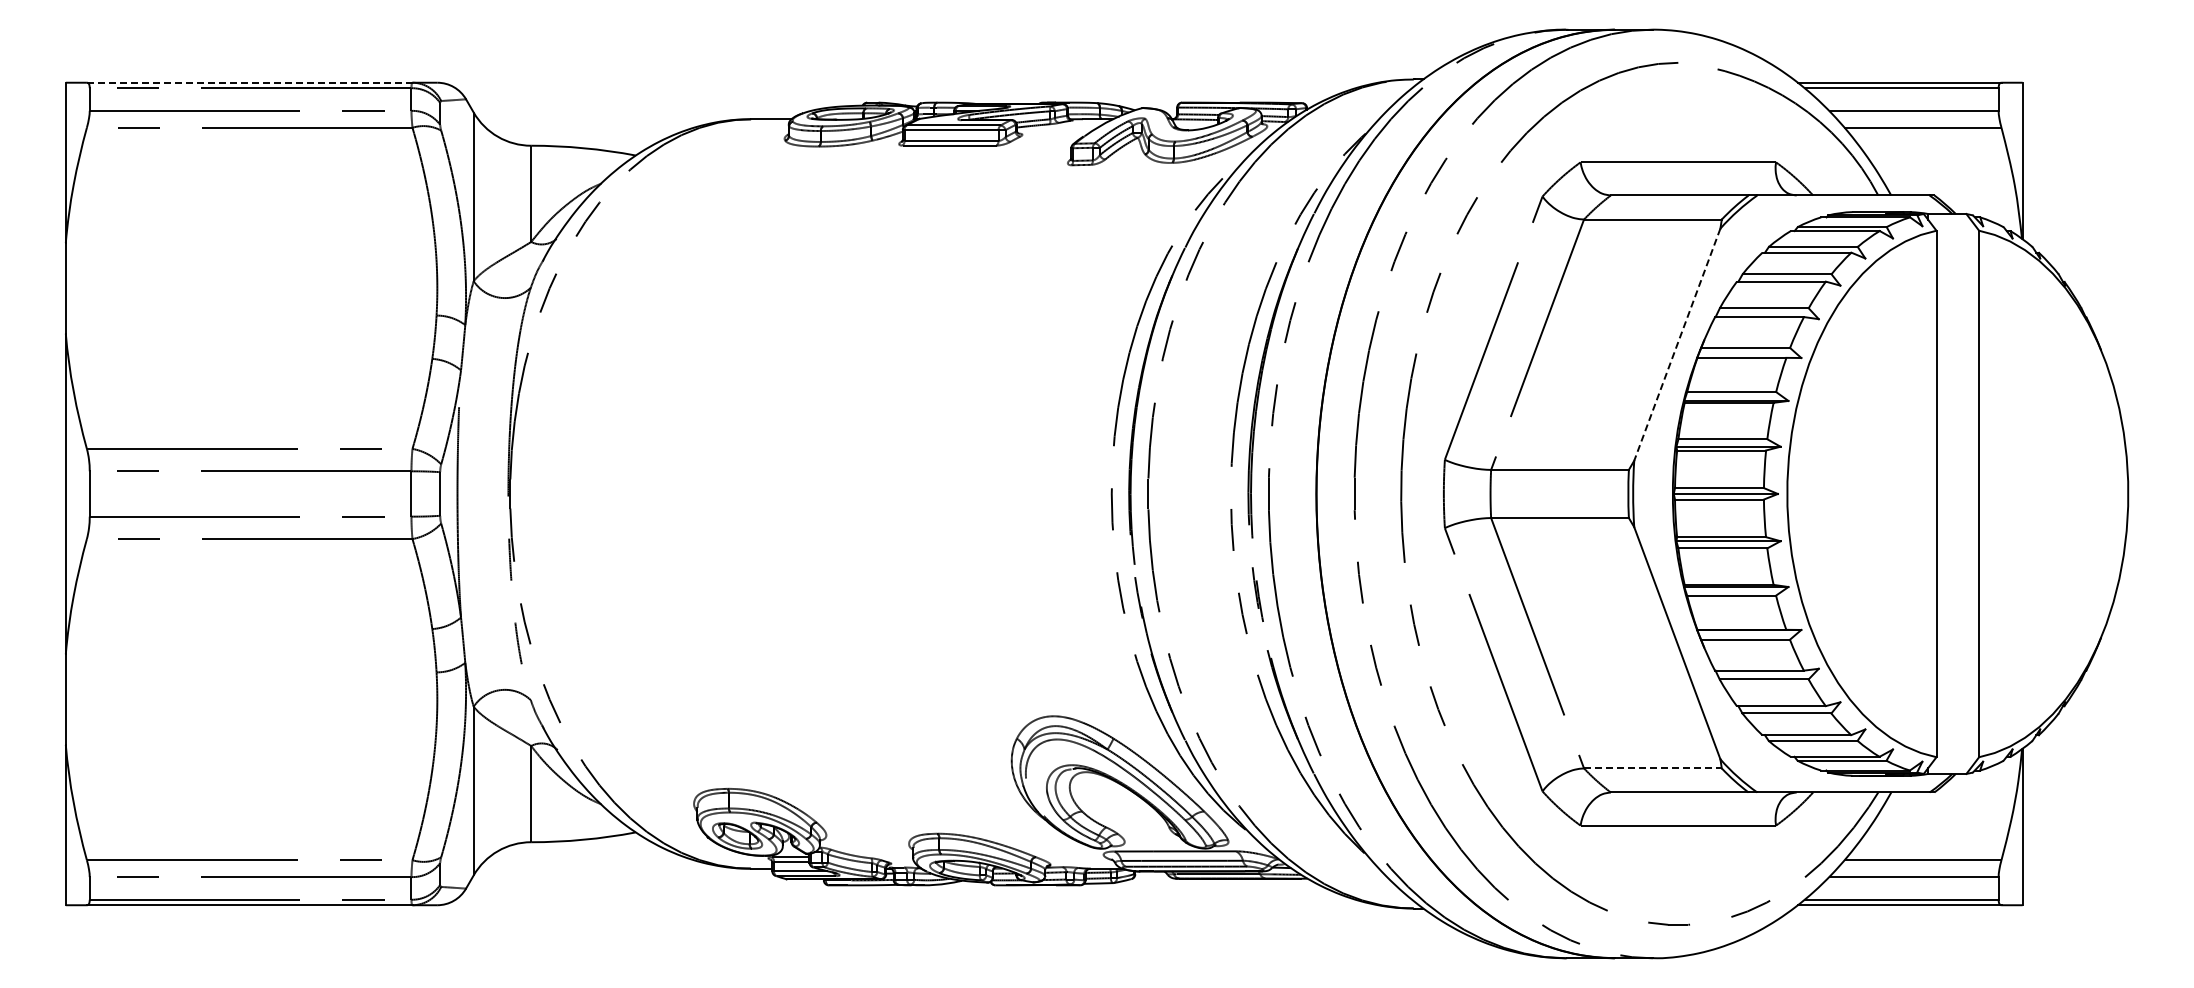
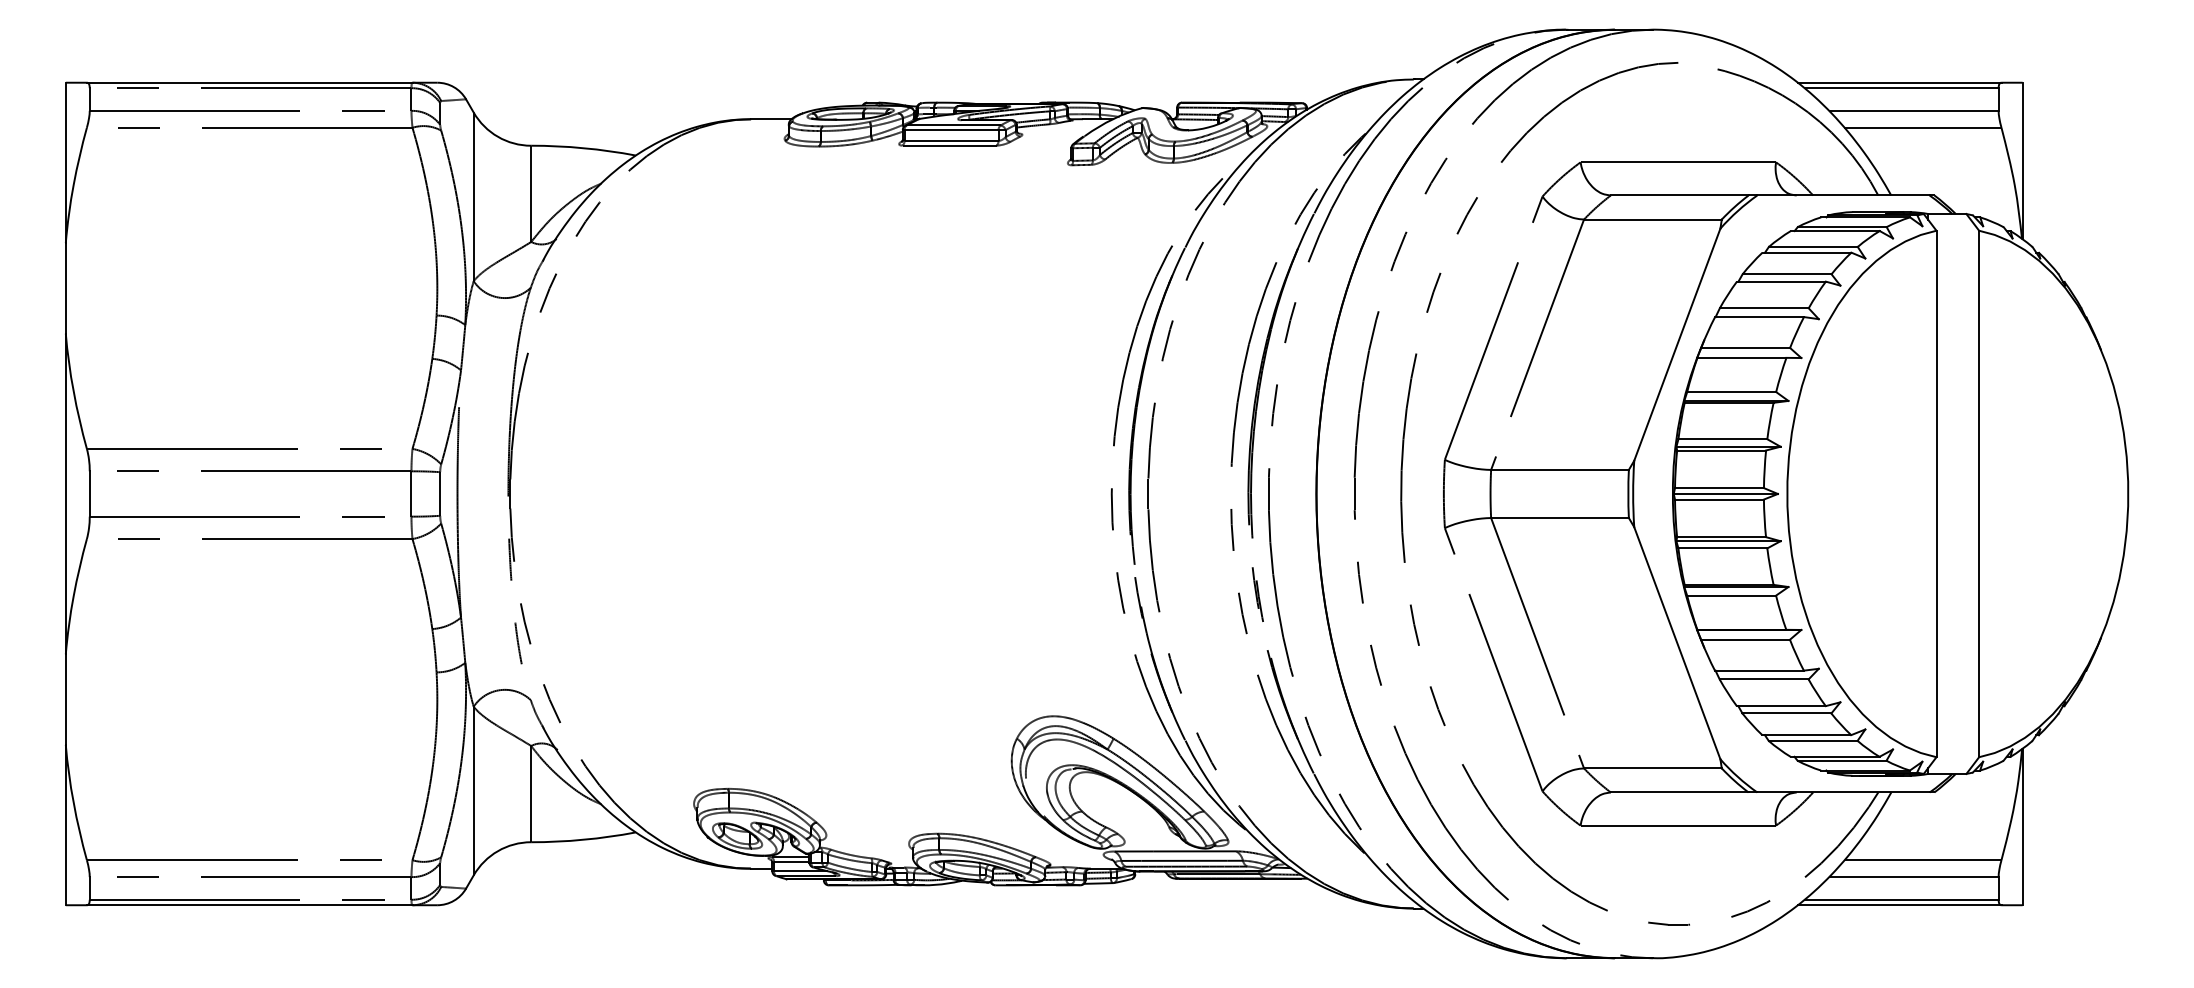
line: dashed -> solid (249, 82)
line: dashed -> solid (1677, 344)
line: dashed -> solid (1652, 768)
